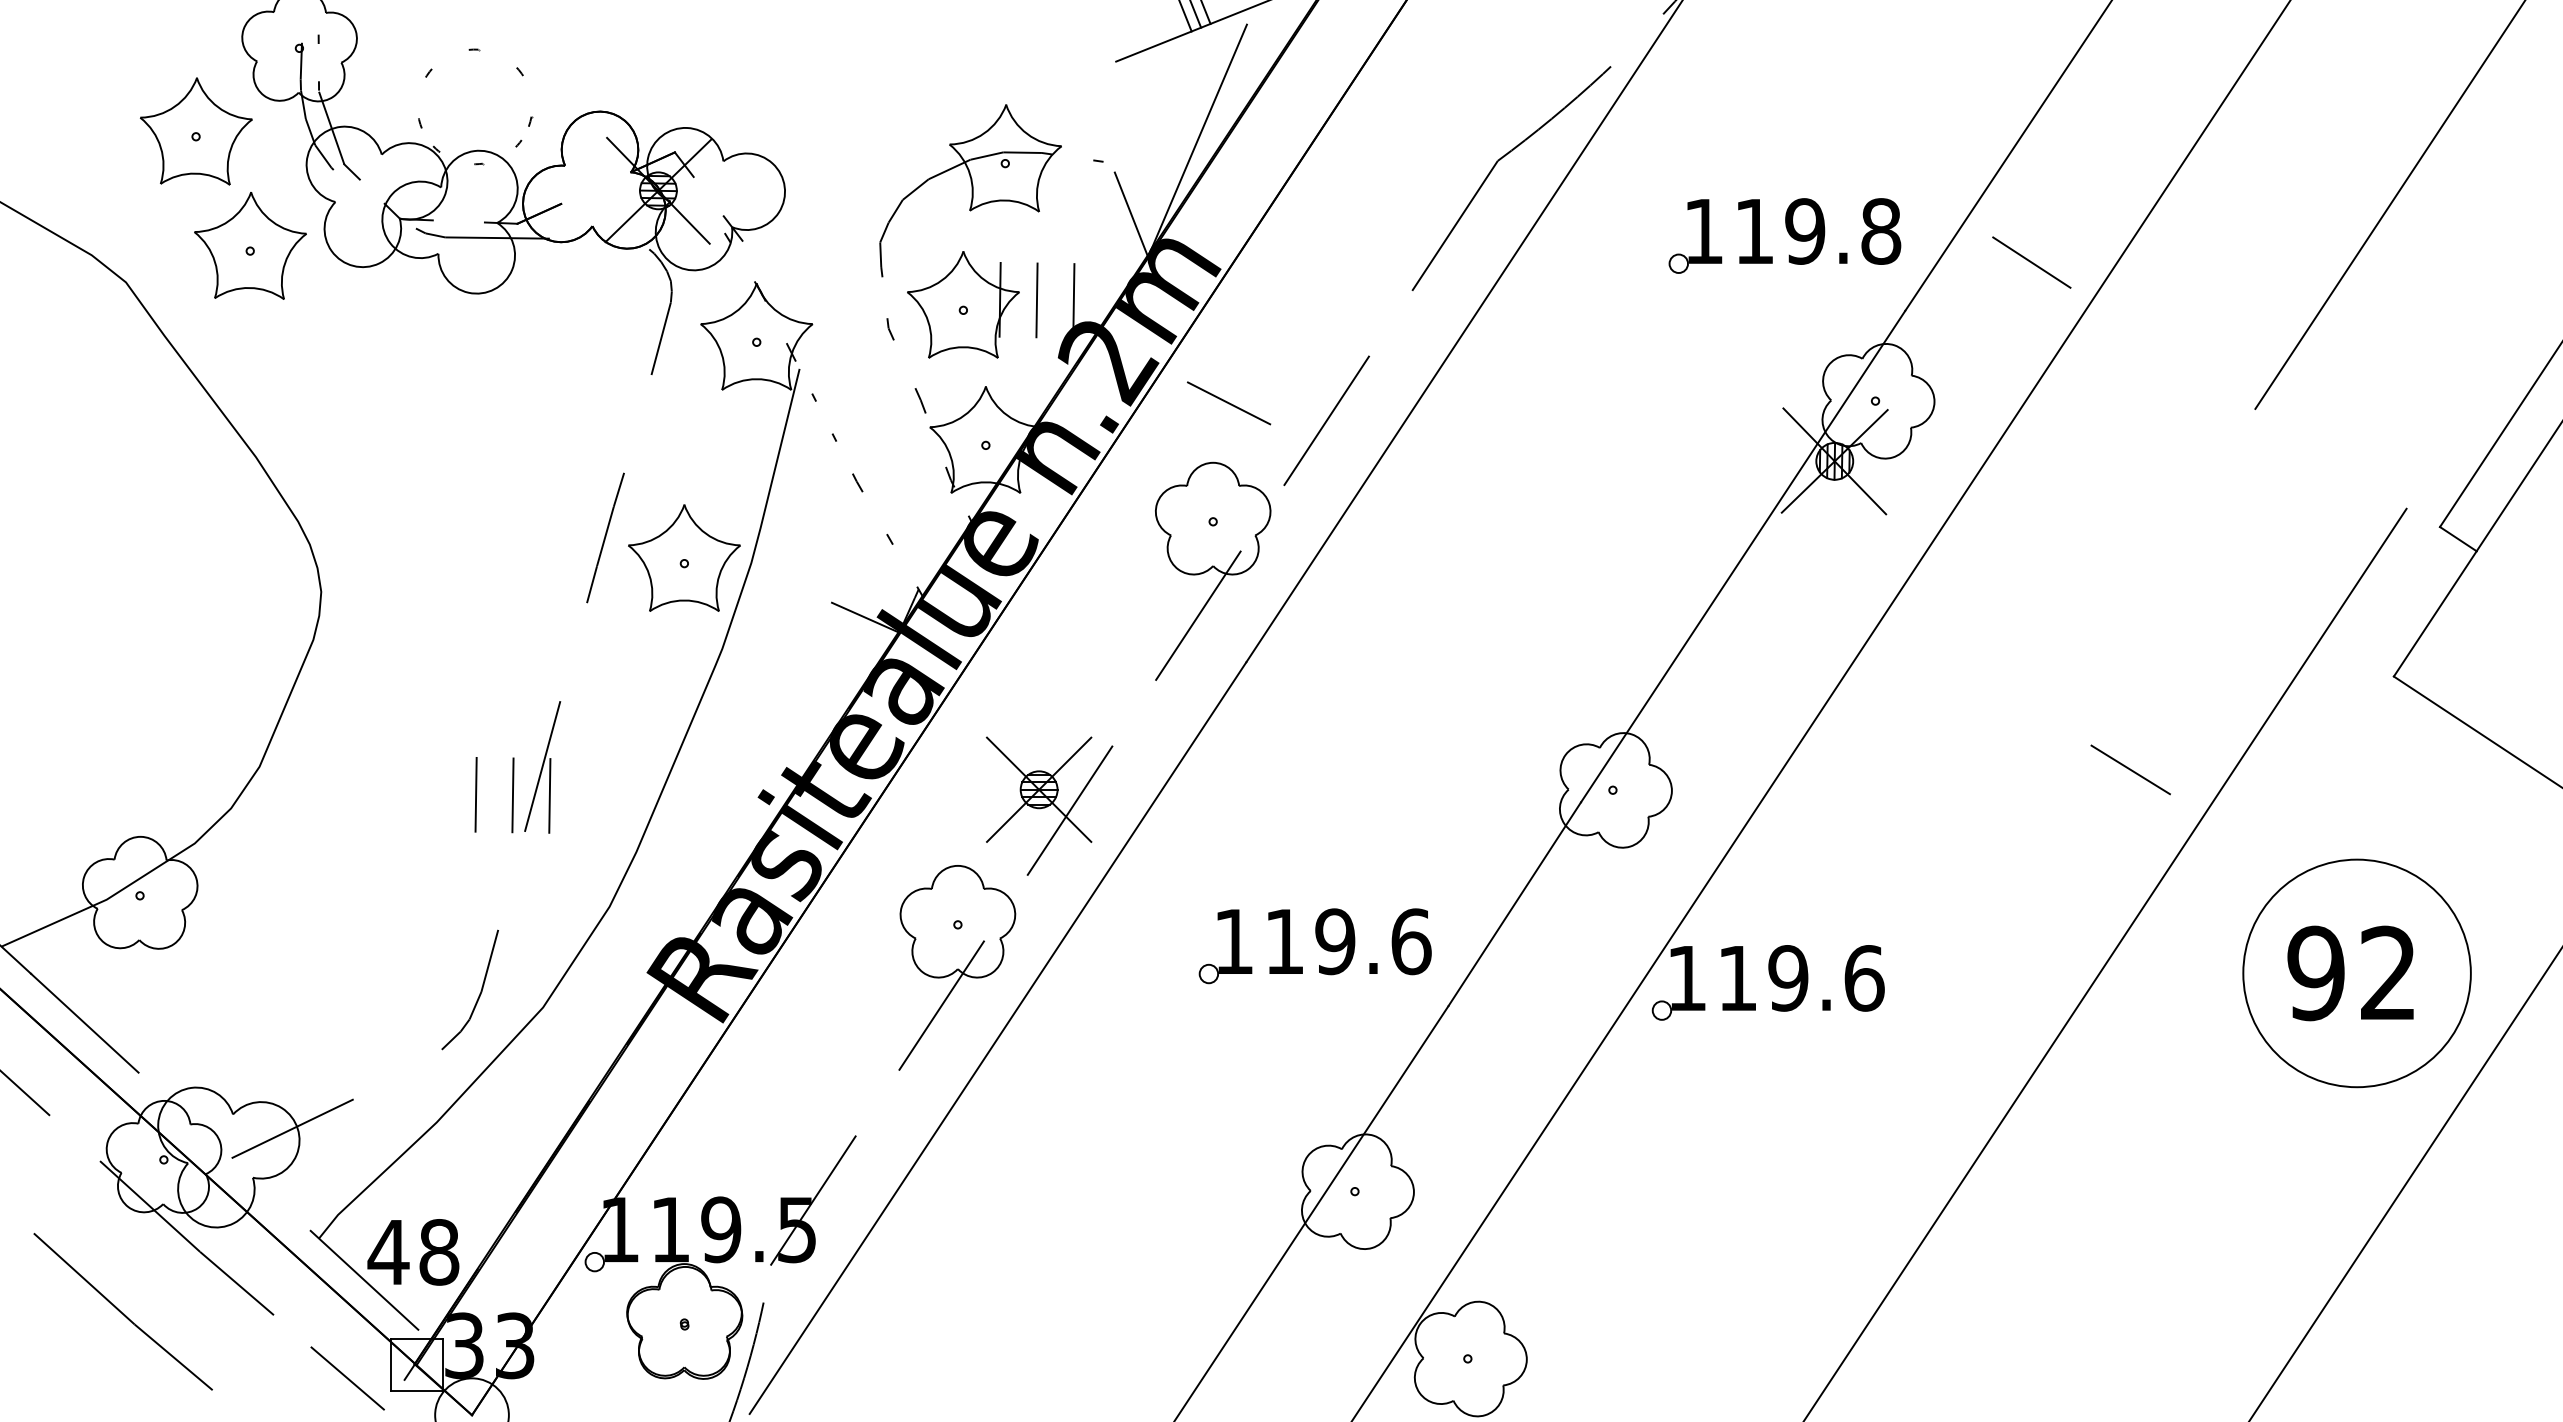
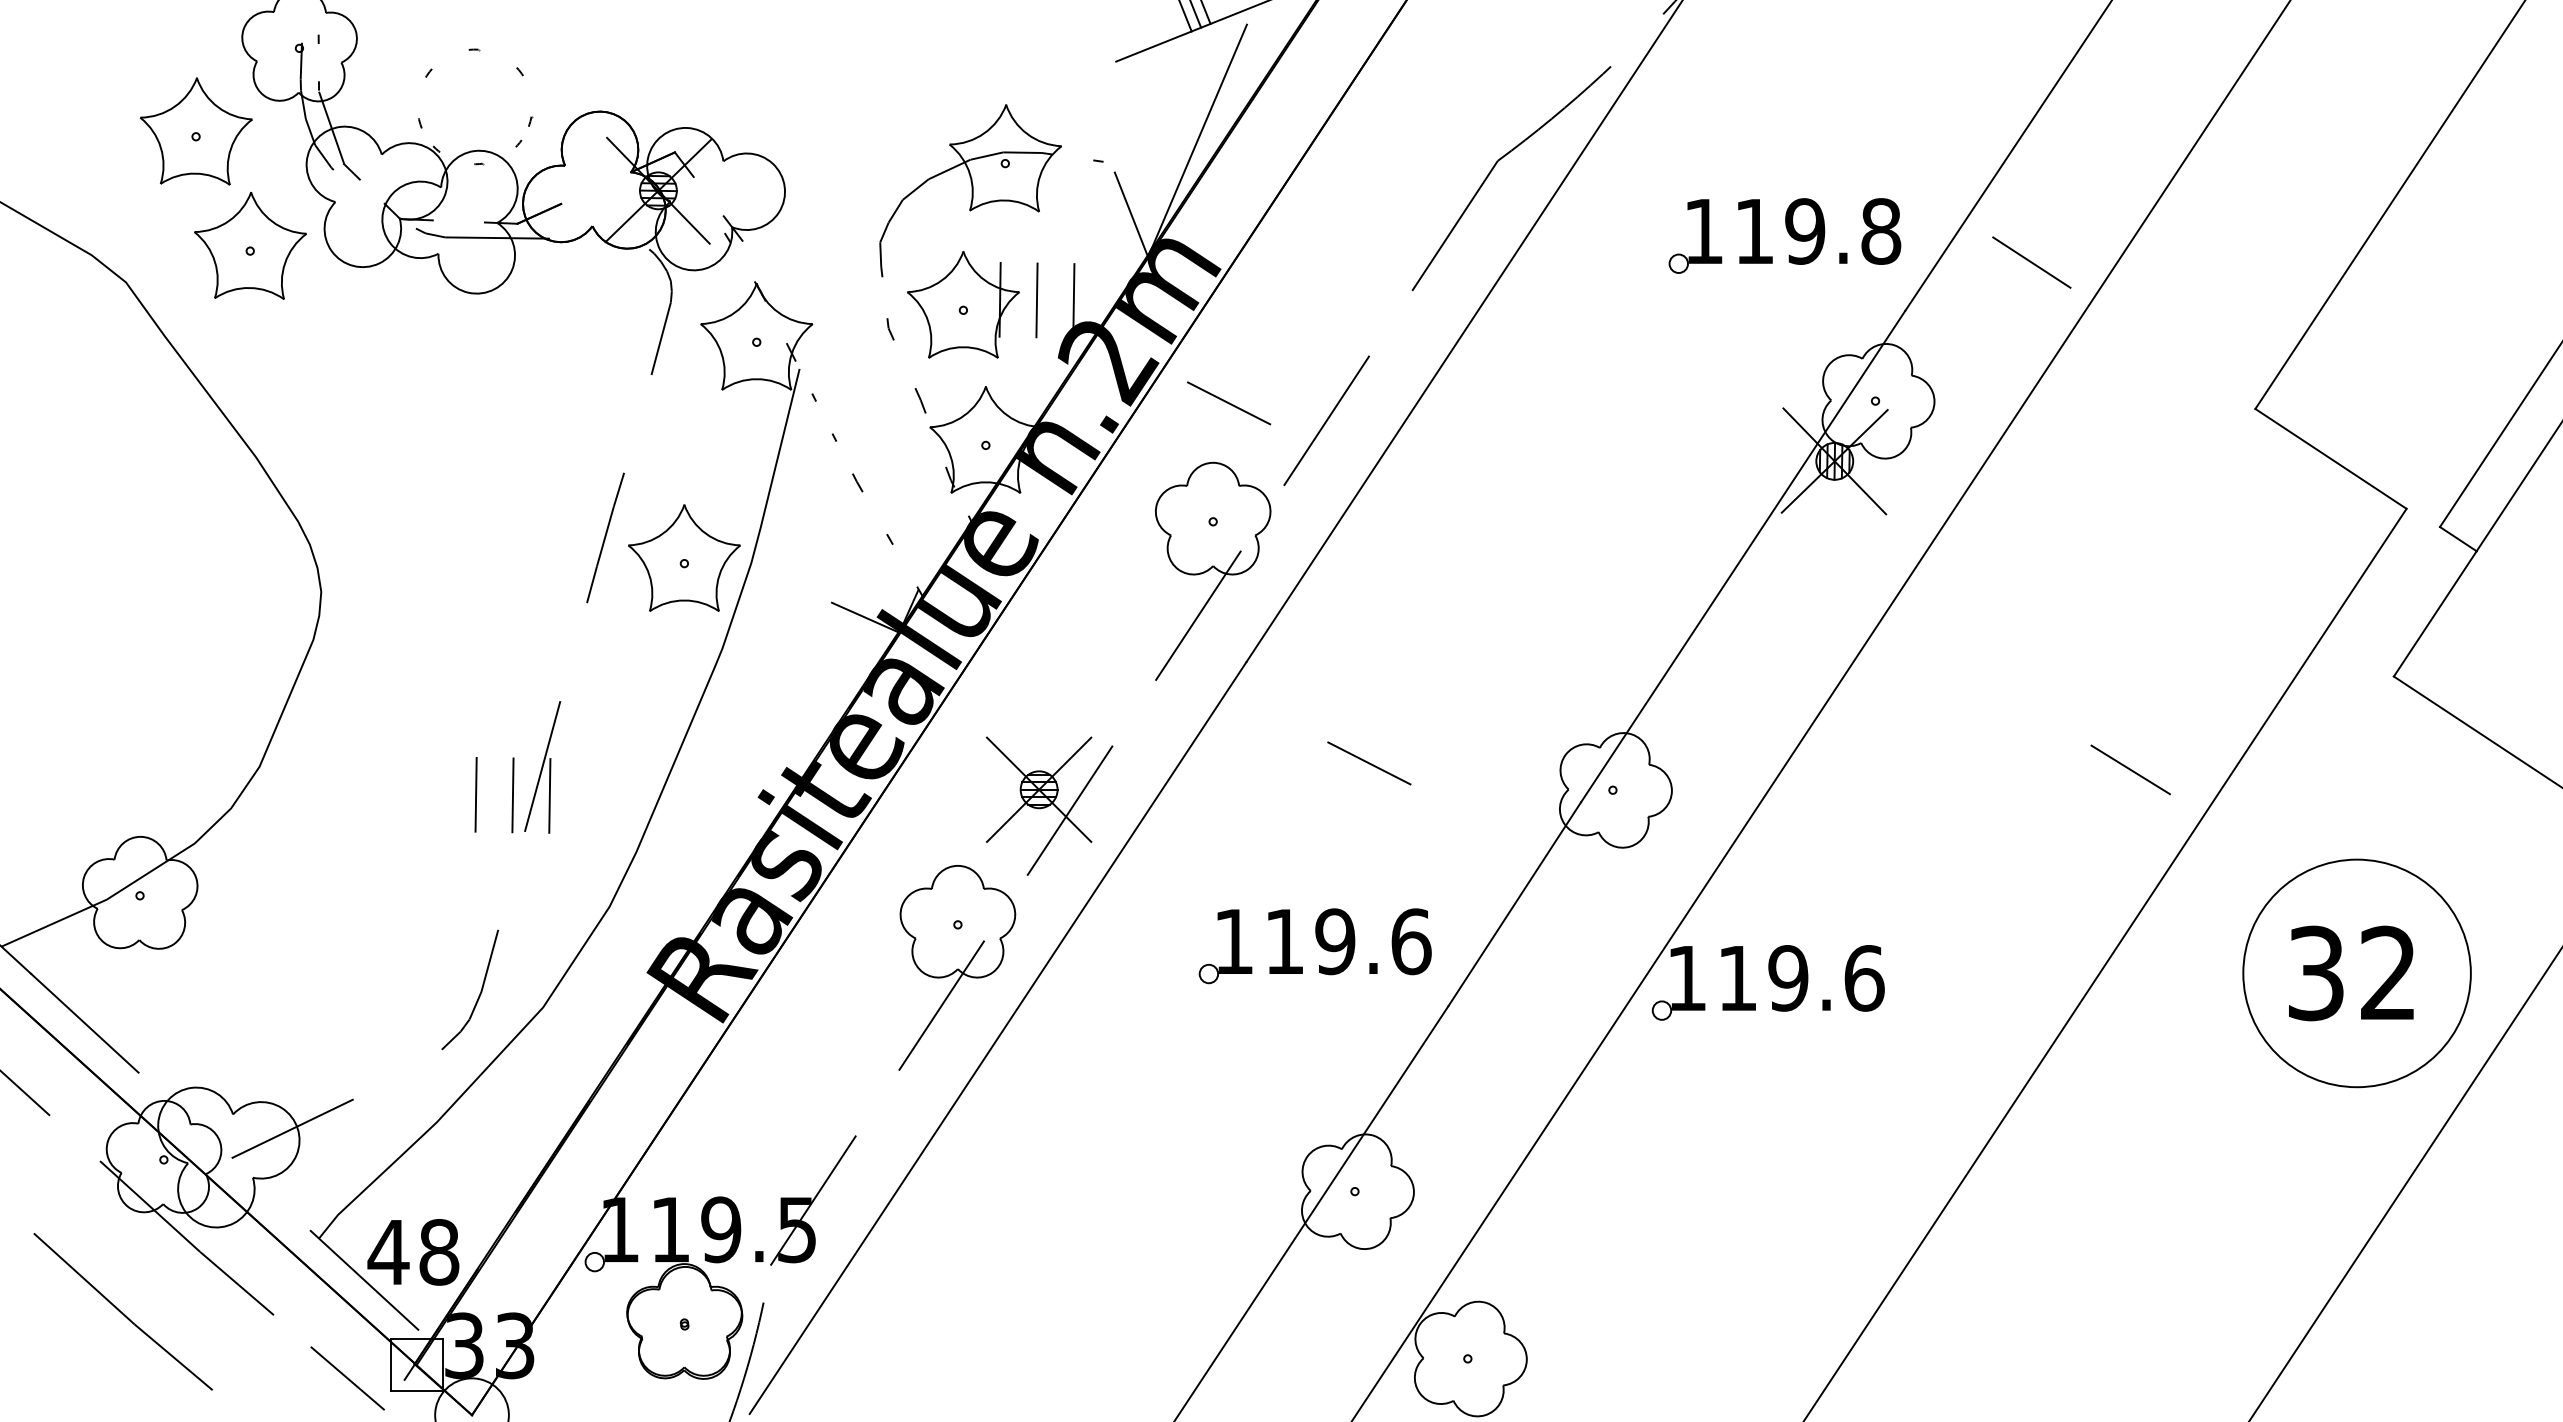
line: none -> present (2330, 458)
line: none -> present (1369, 763)
text: 92 -> 32 (2315, 973)
